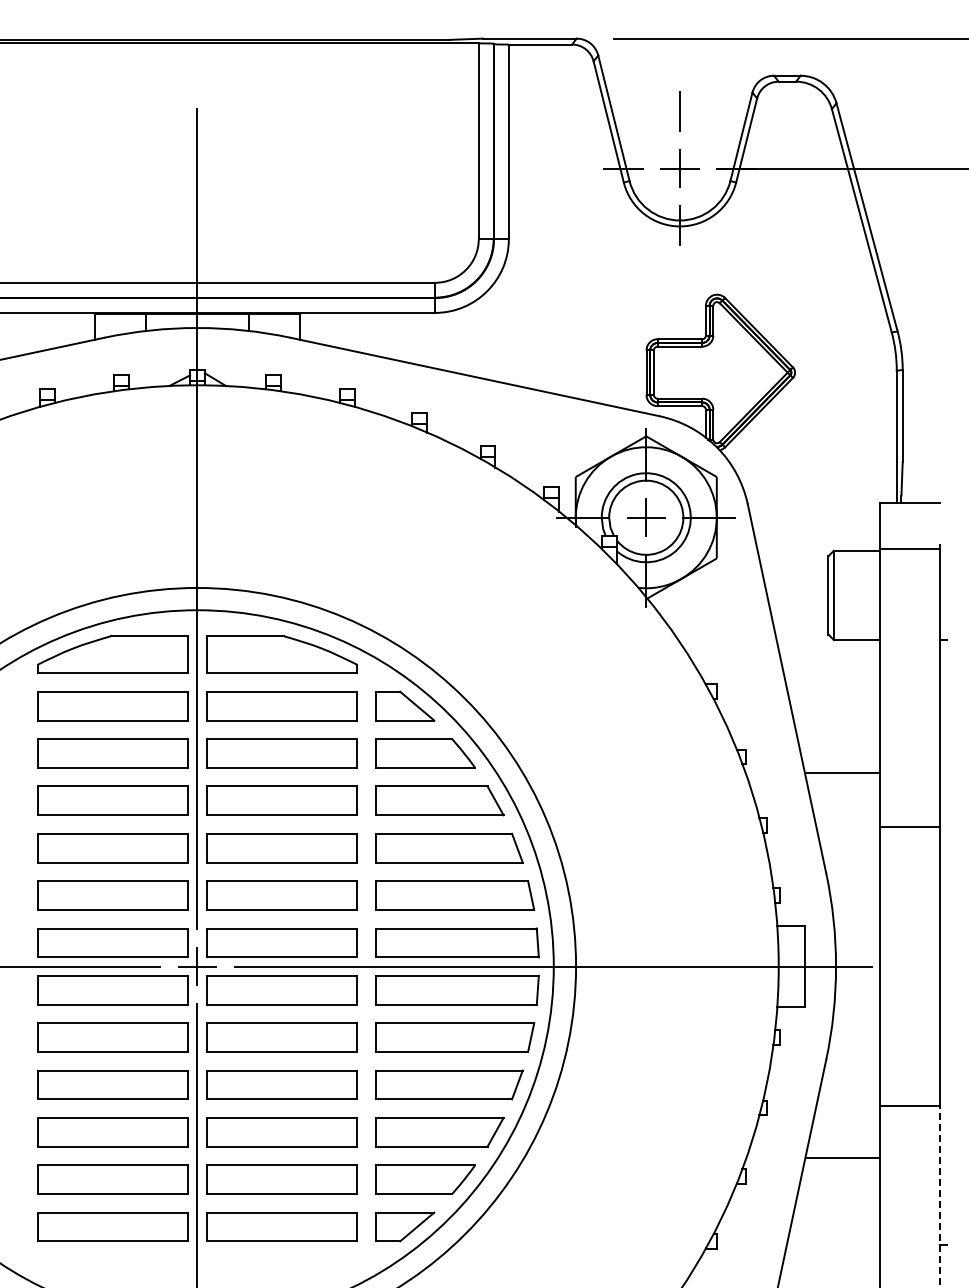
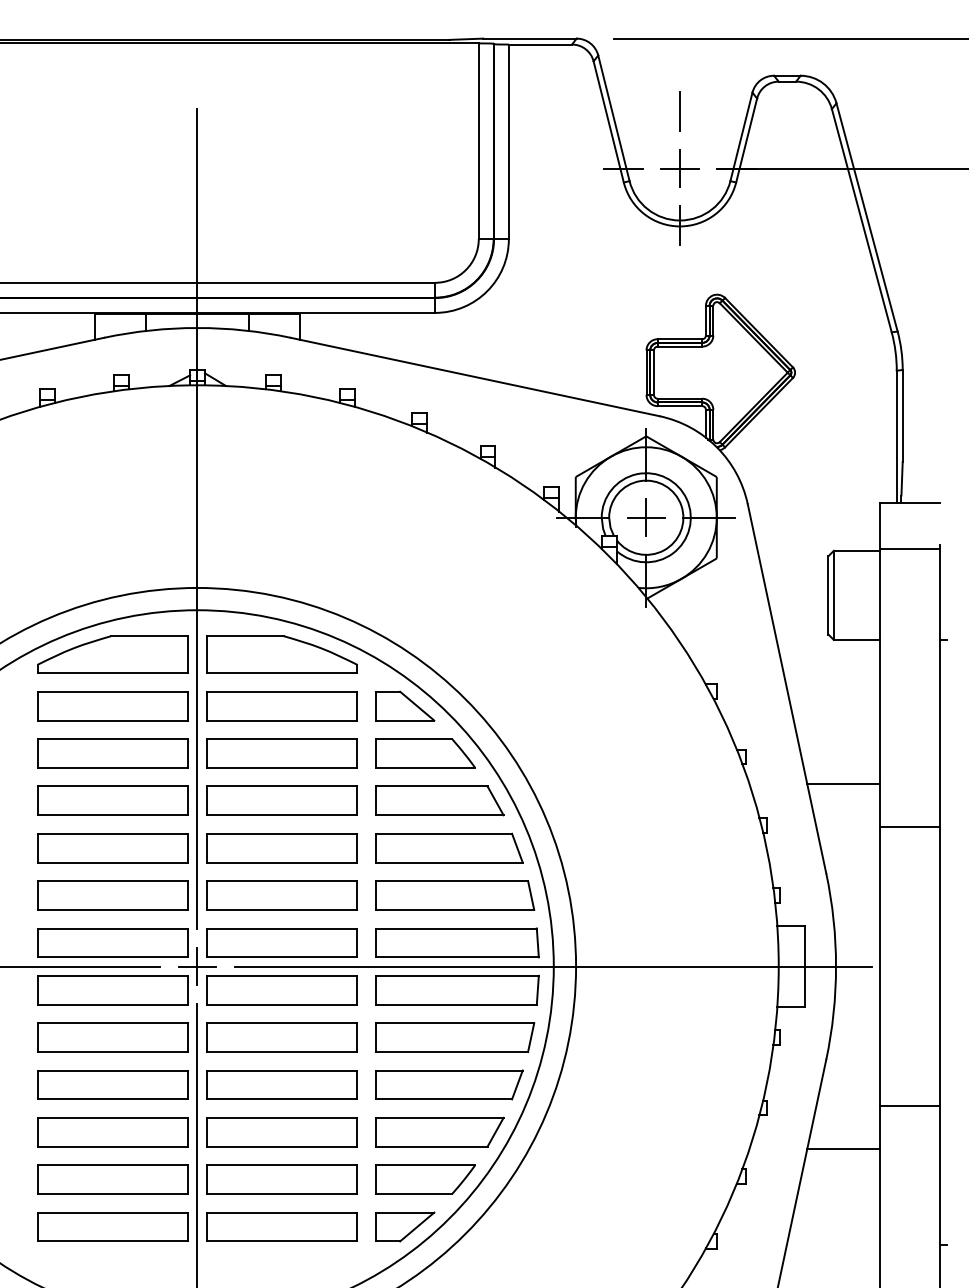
line position: (843, 772) -> (843, 783) (843, 783)
line position: (843, 1158) -> (843, 1149) (843, 1149)
line: dashed -> solid (939, 1196)
